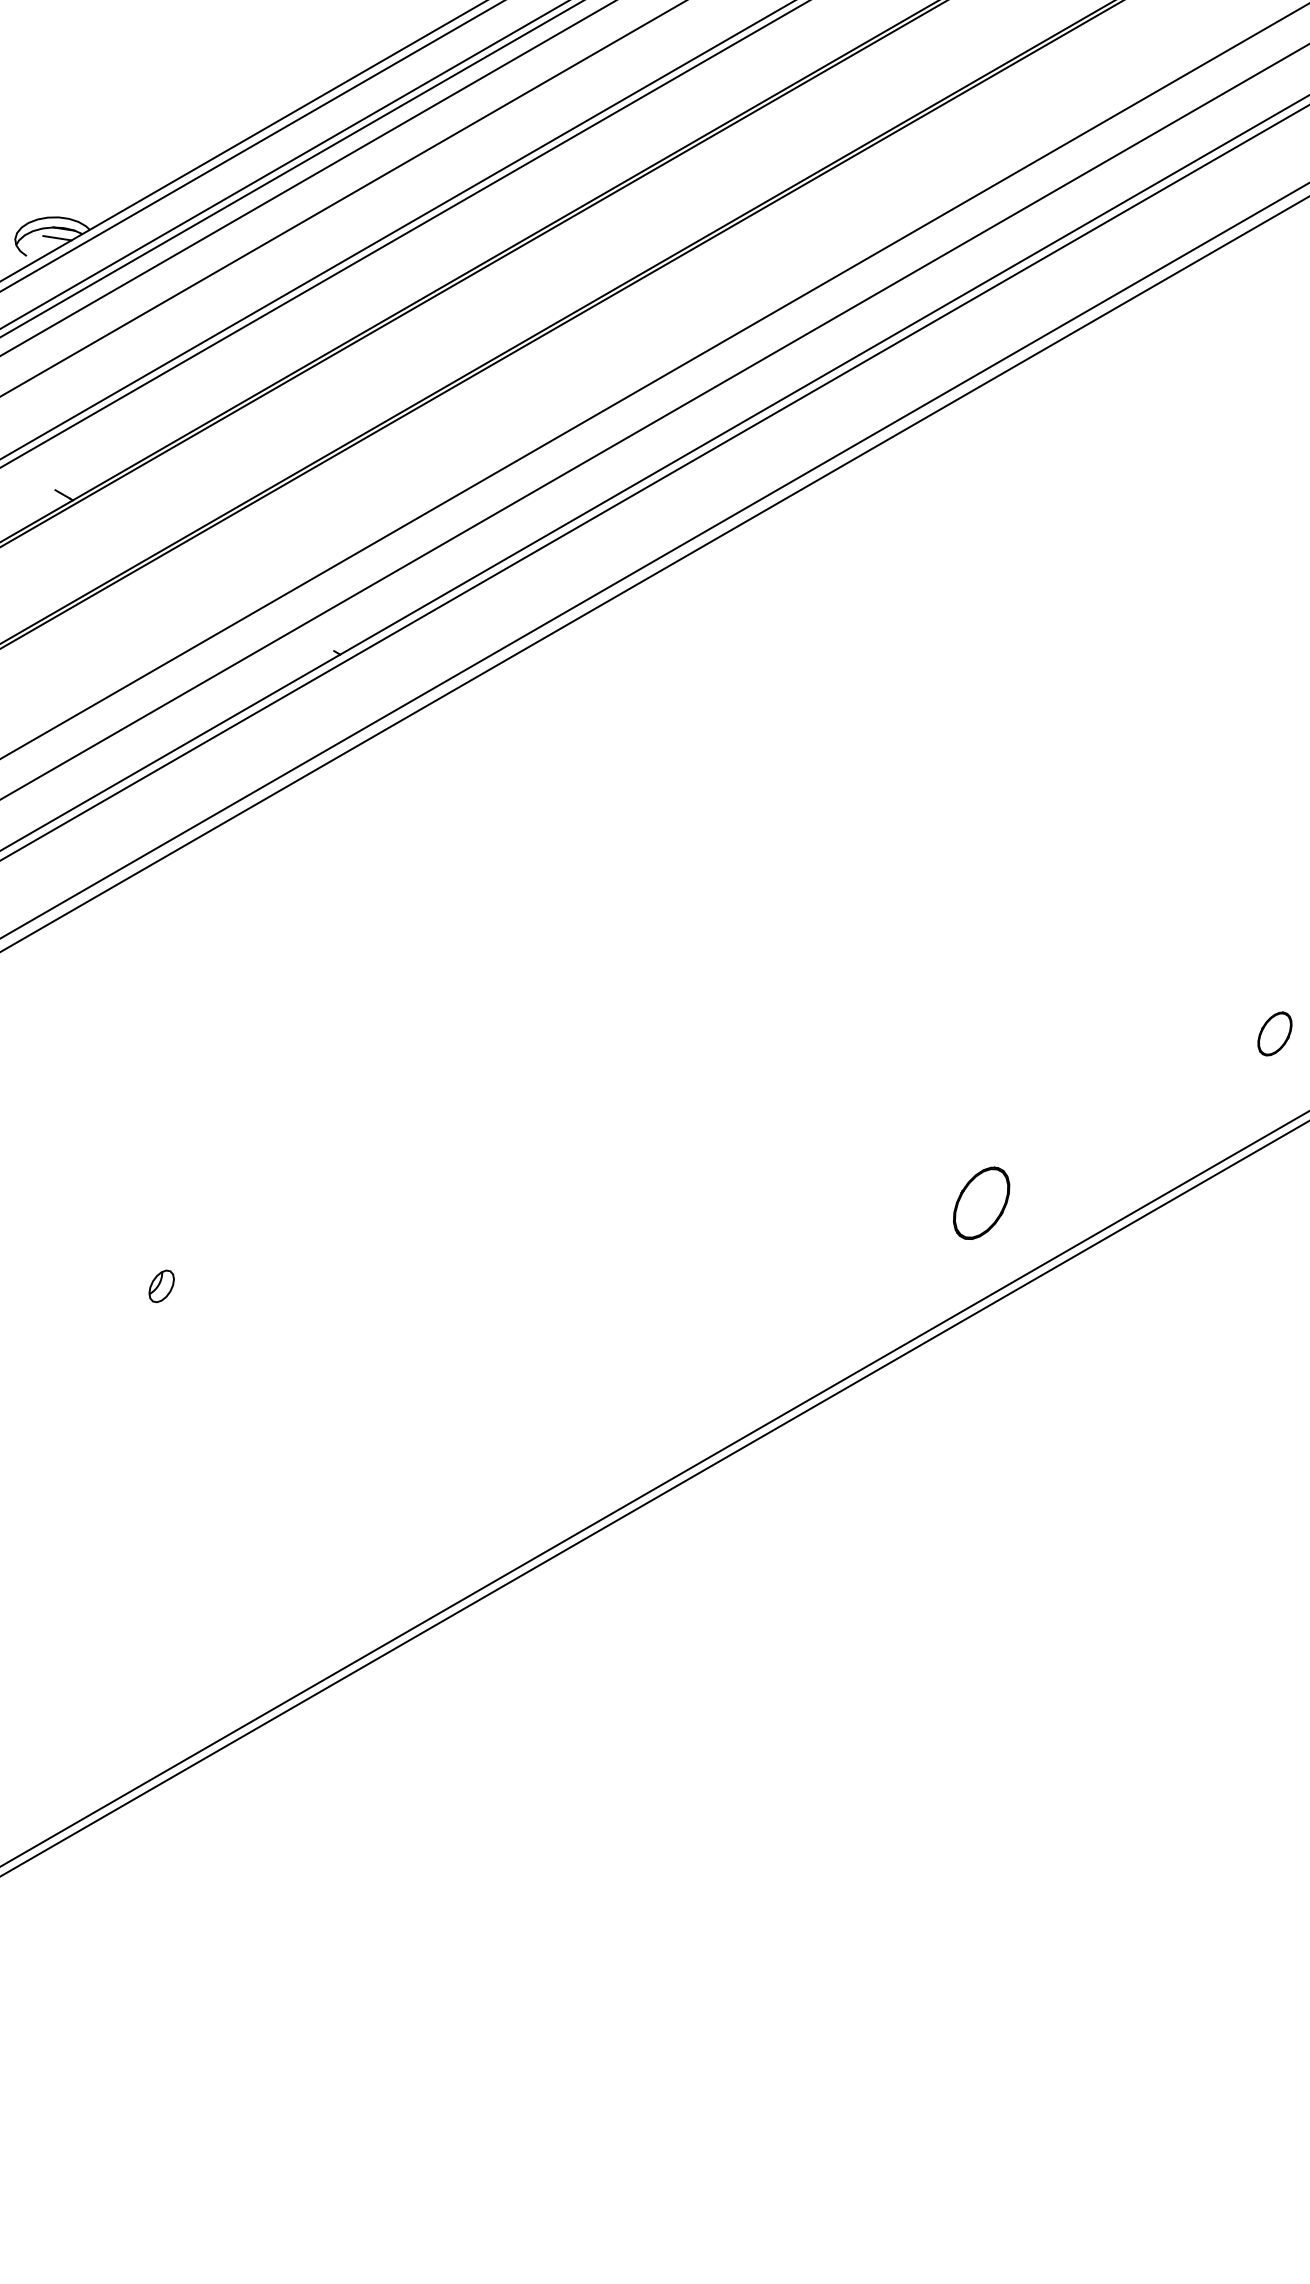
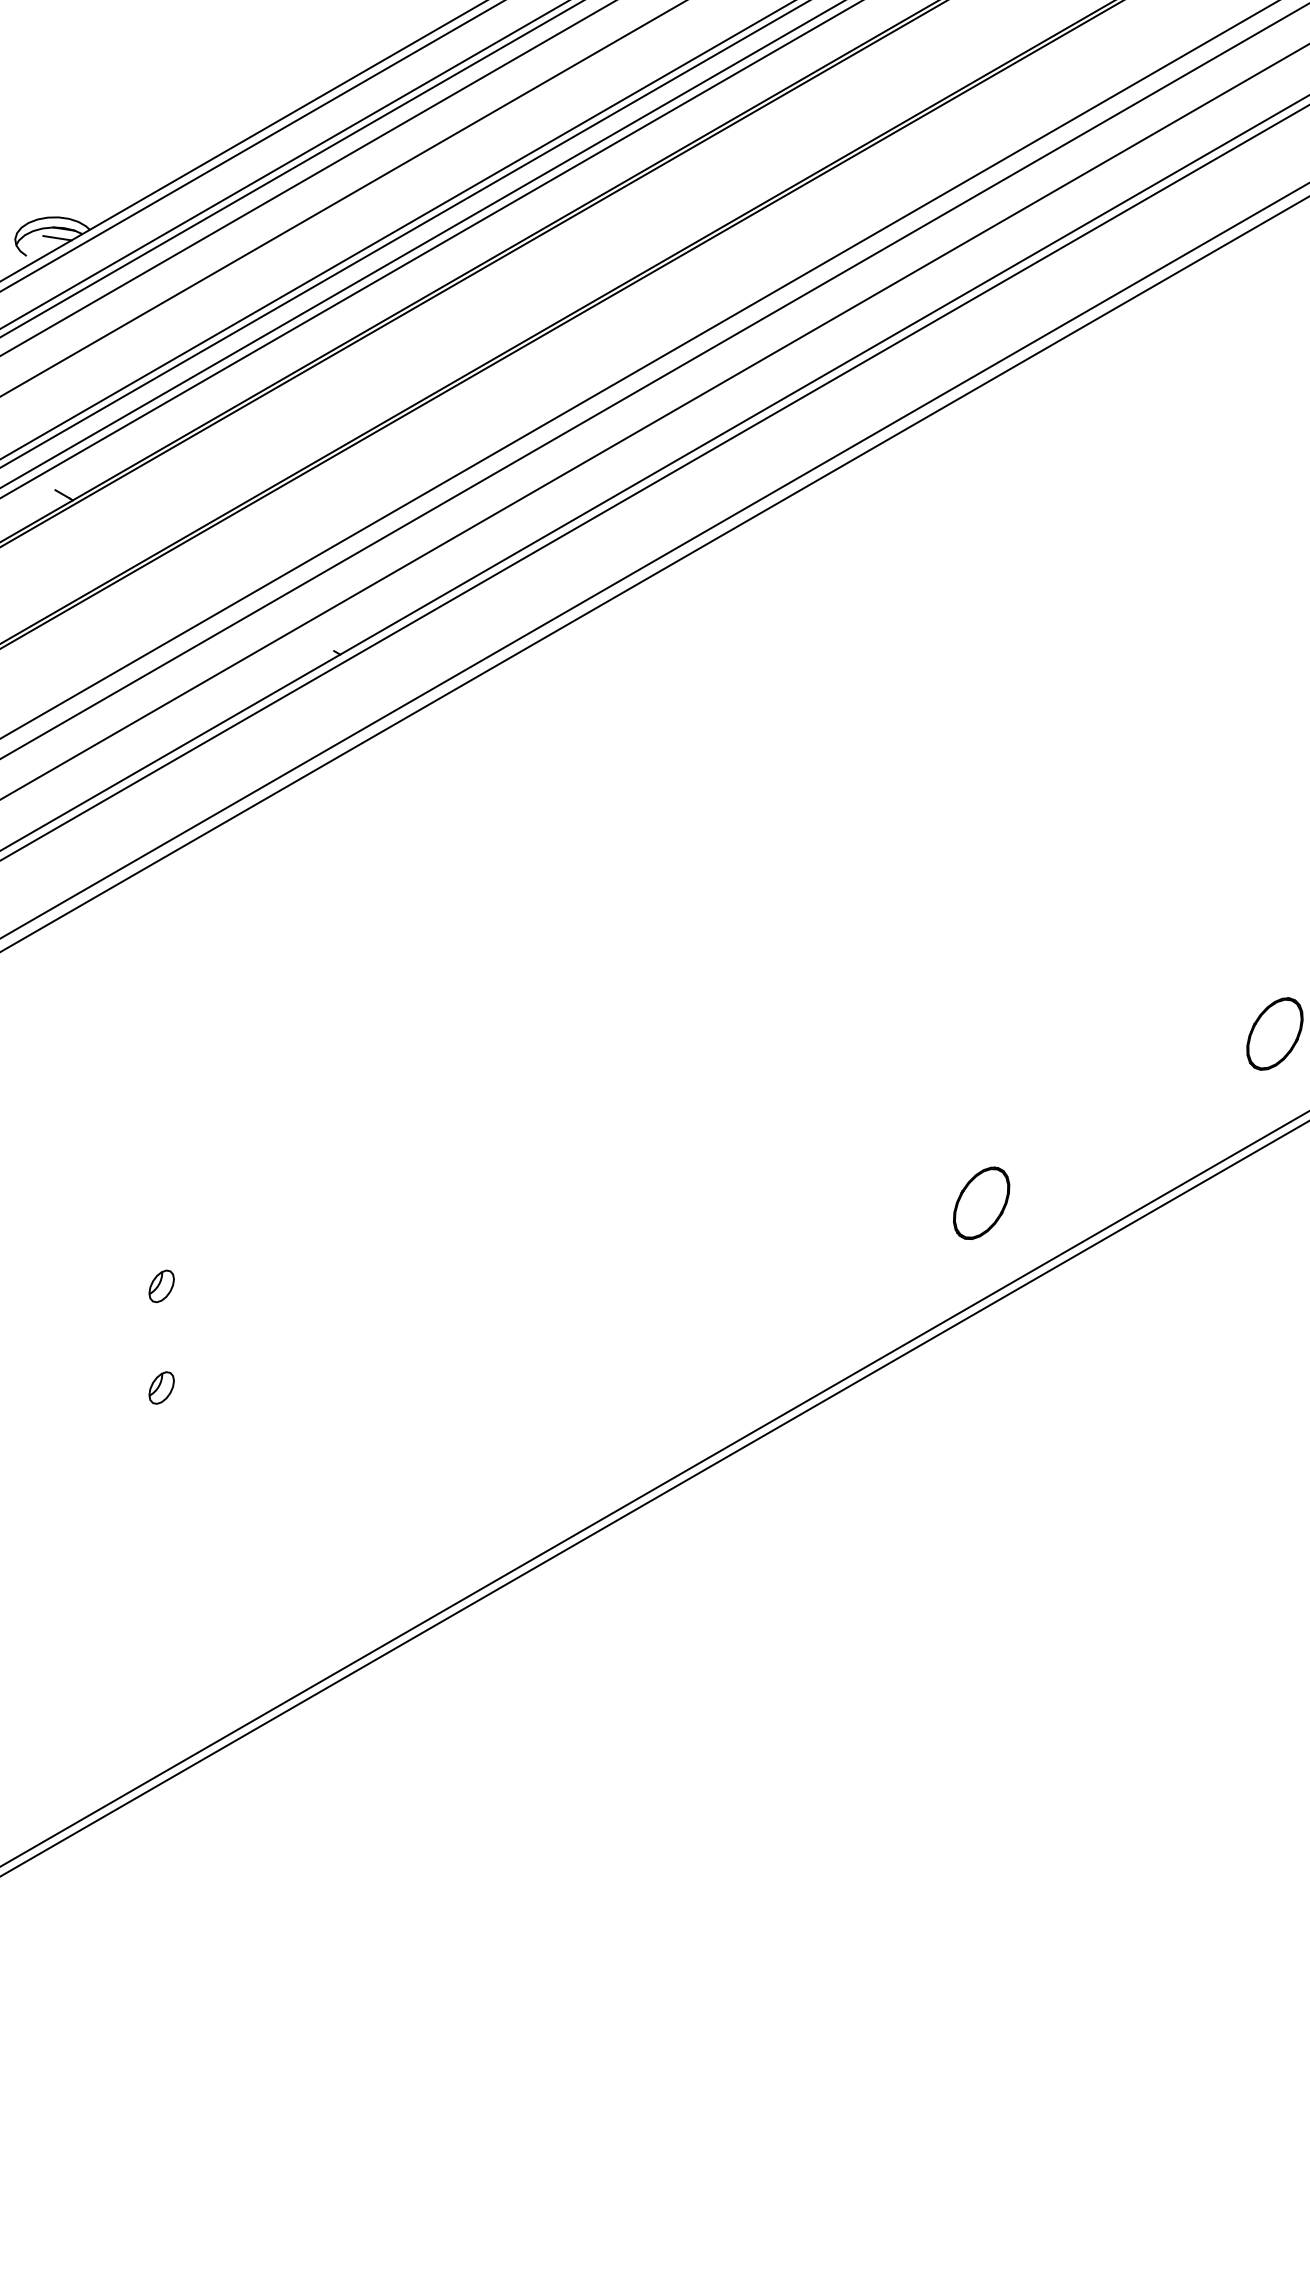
line: none -> present (422, 244)
line: none -> present (430, 249)
line: none -> present (639, 369)
part size: 36x46 px -> 58x74 px (1274, 1033)
part: none -> present (161, 1387)
